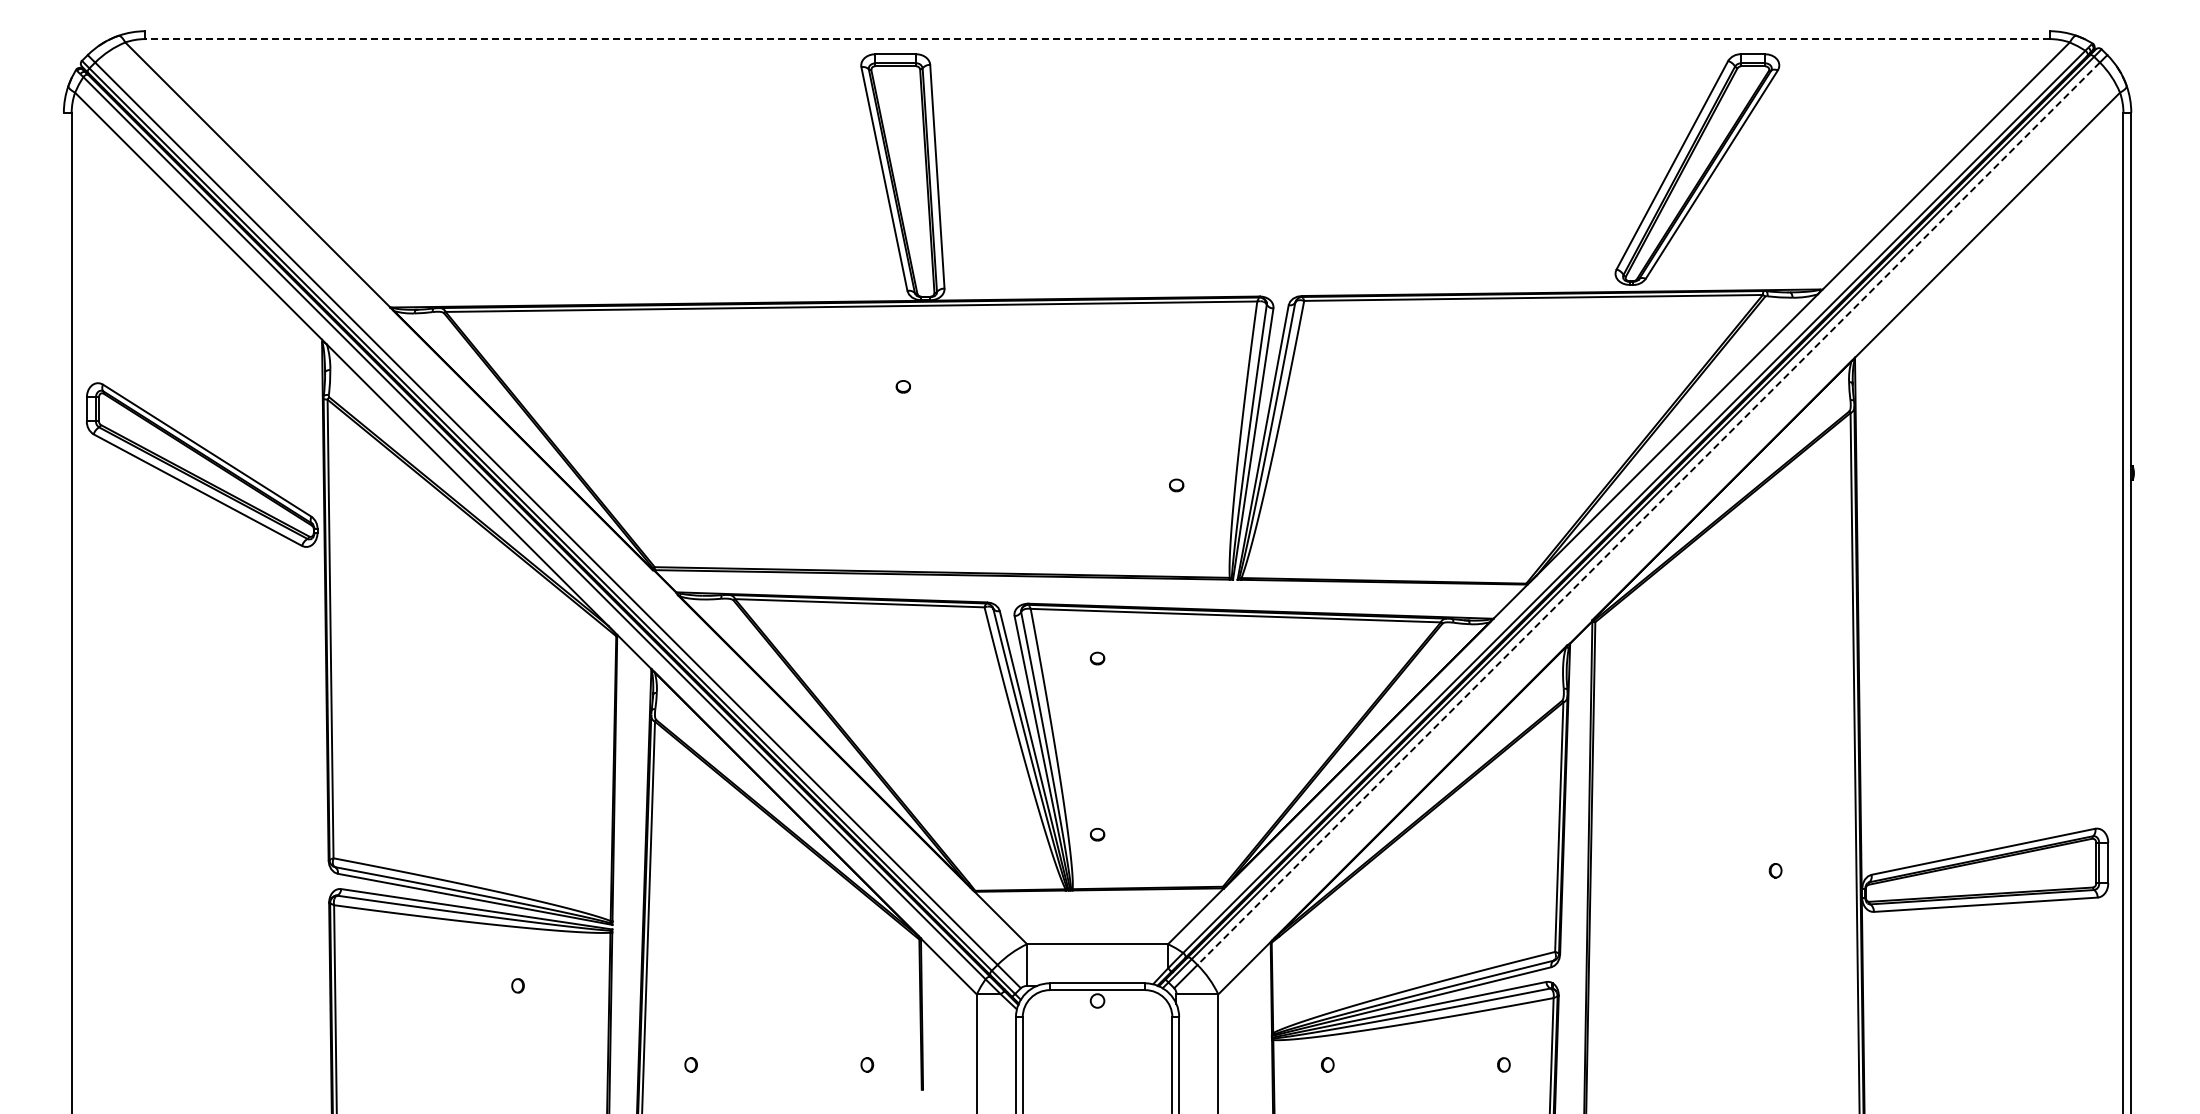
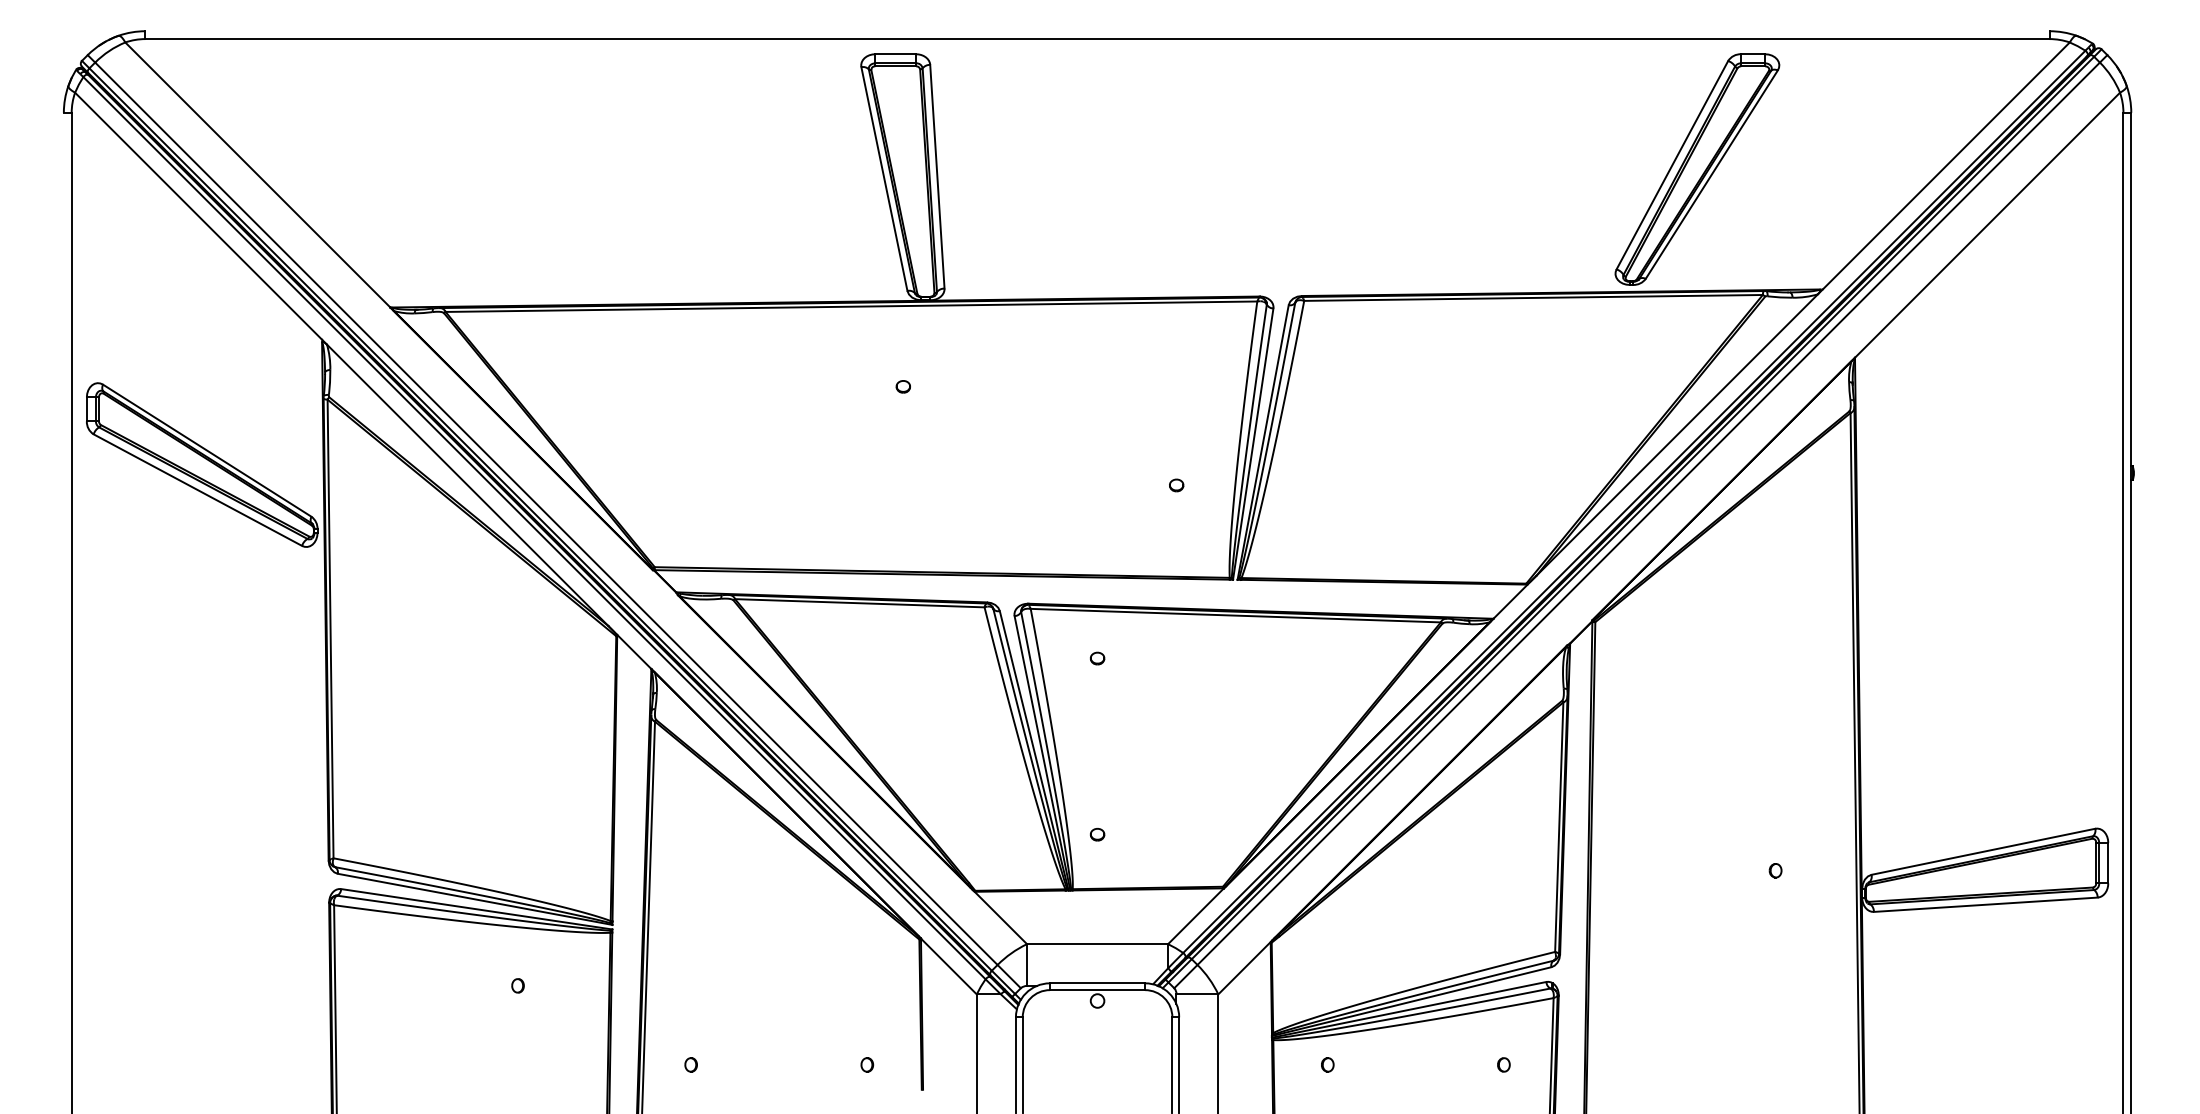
line: dashed -> solid (1097, 39)
line: dashed -> solid (1648, 514)
